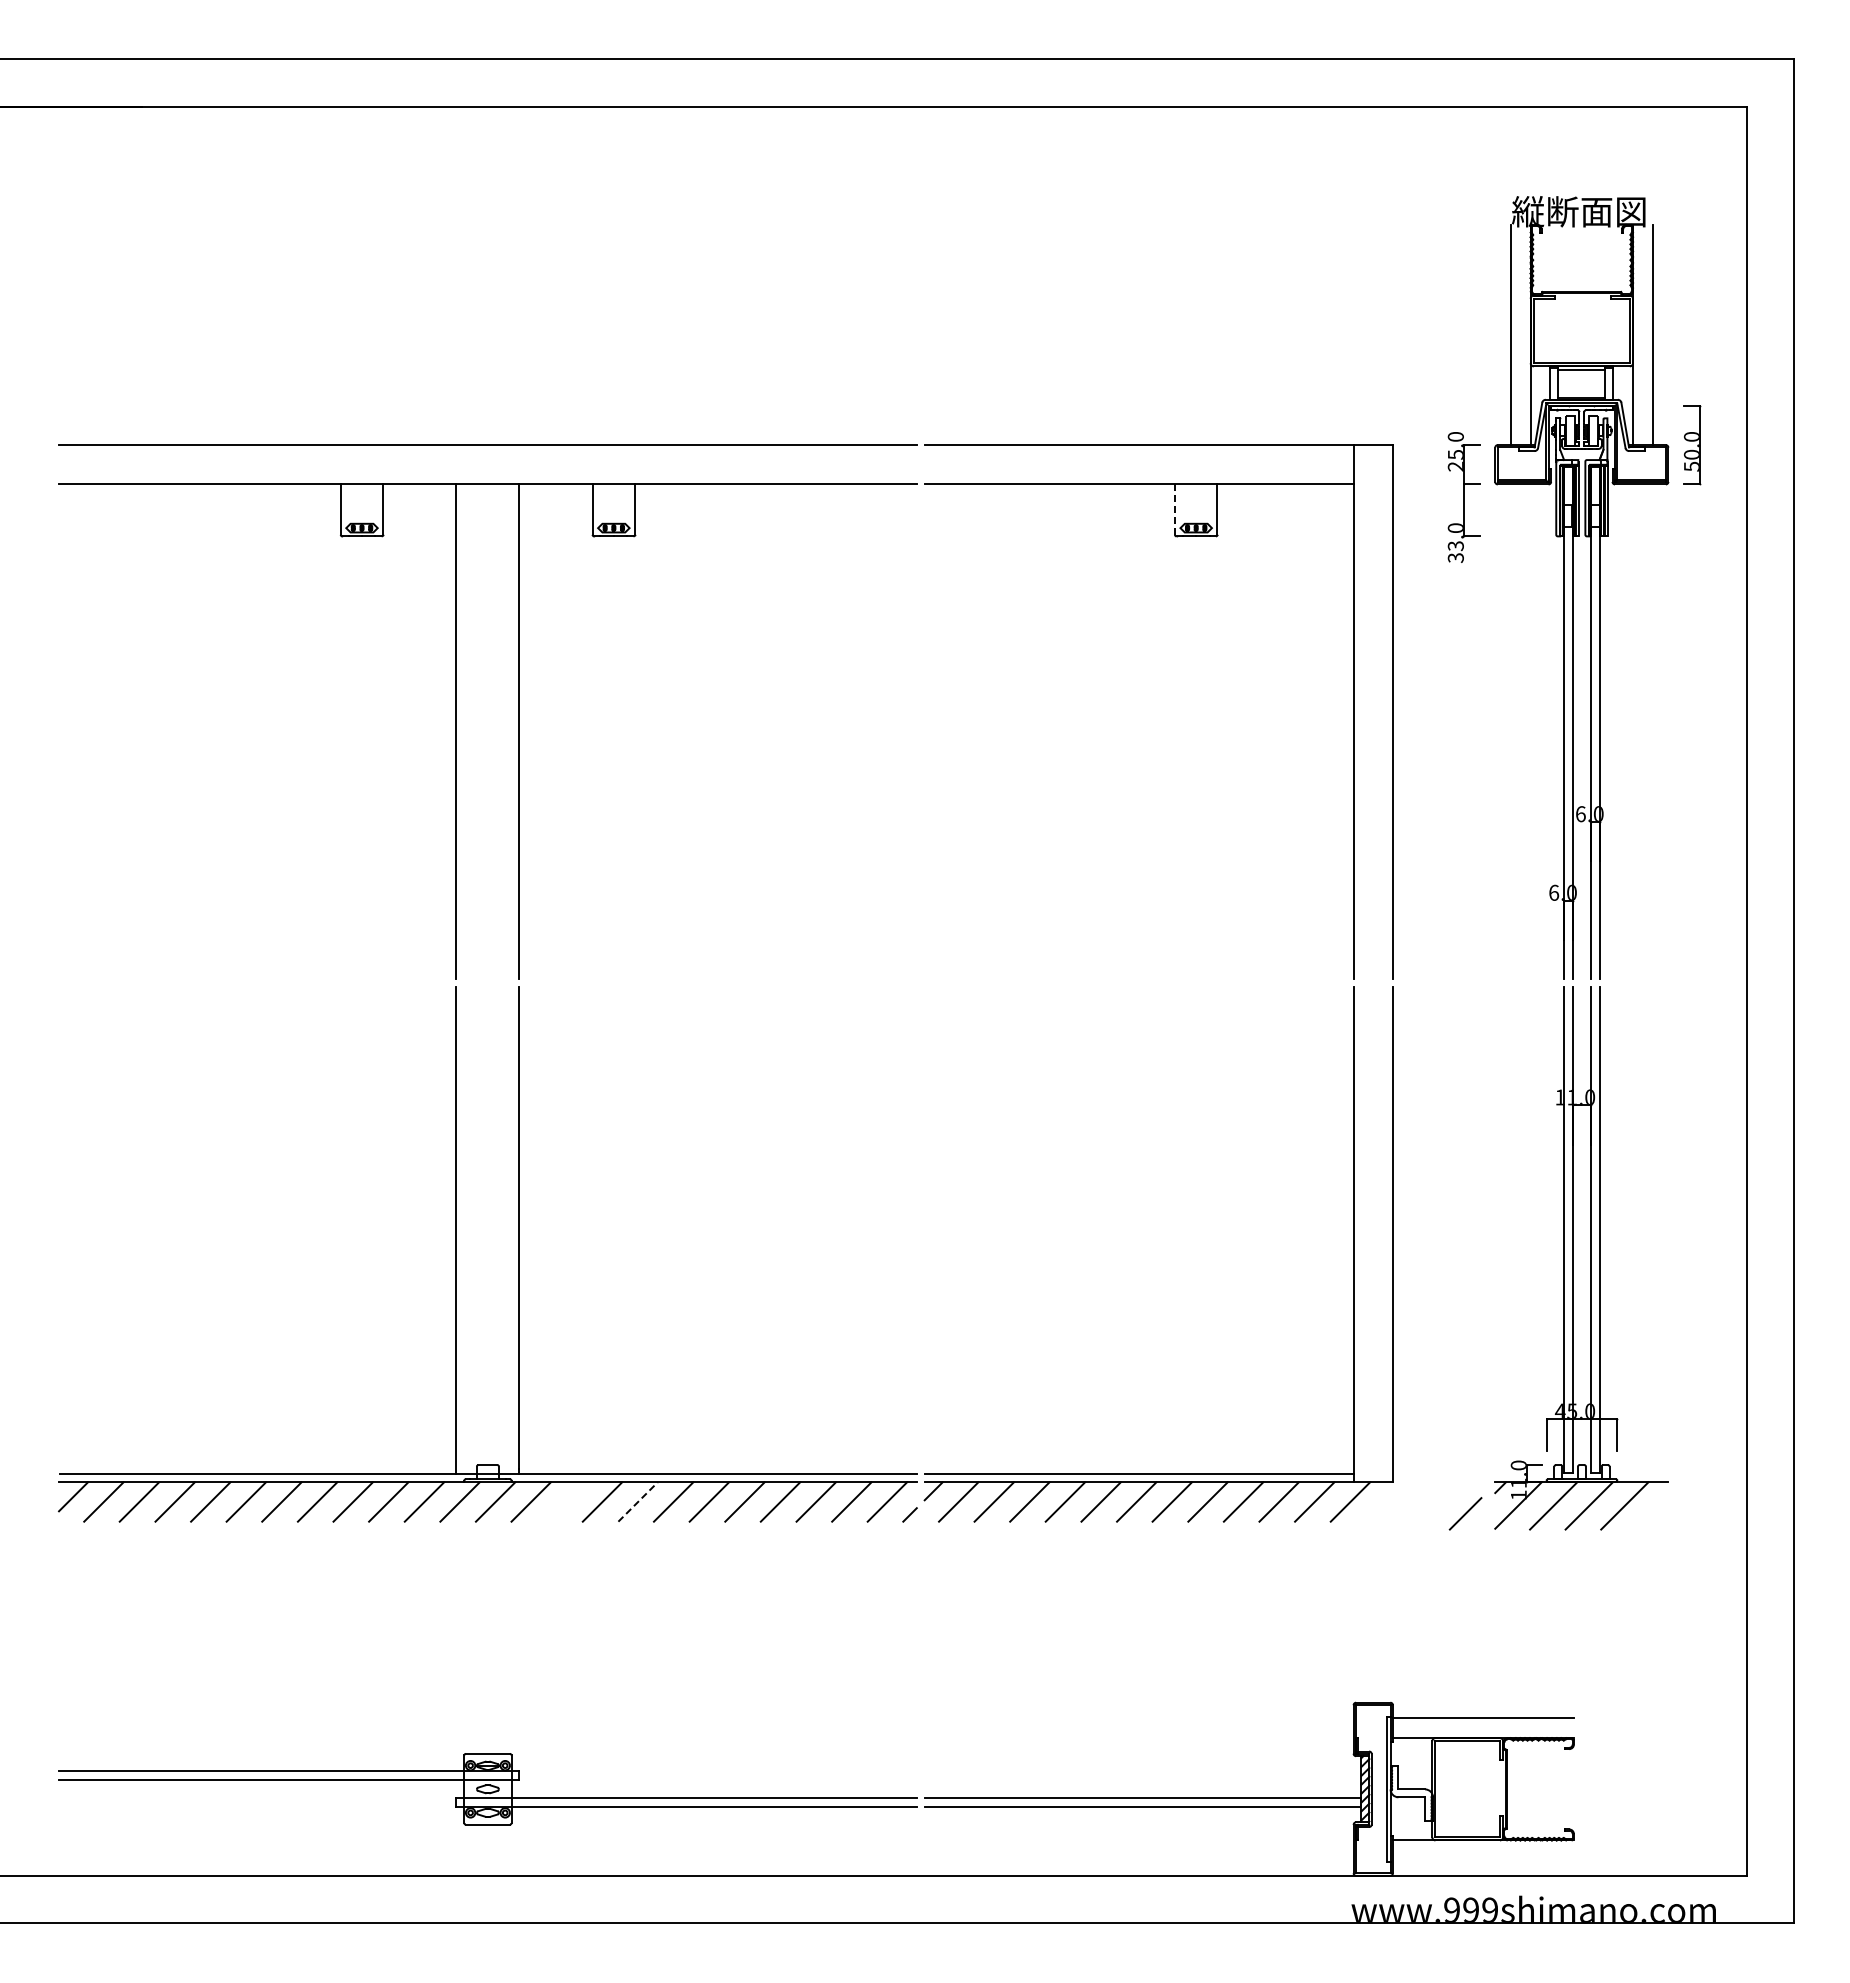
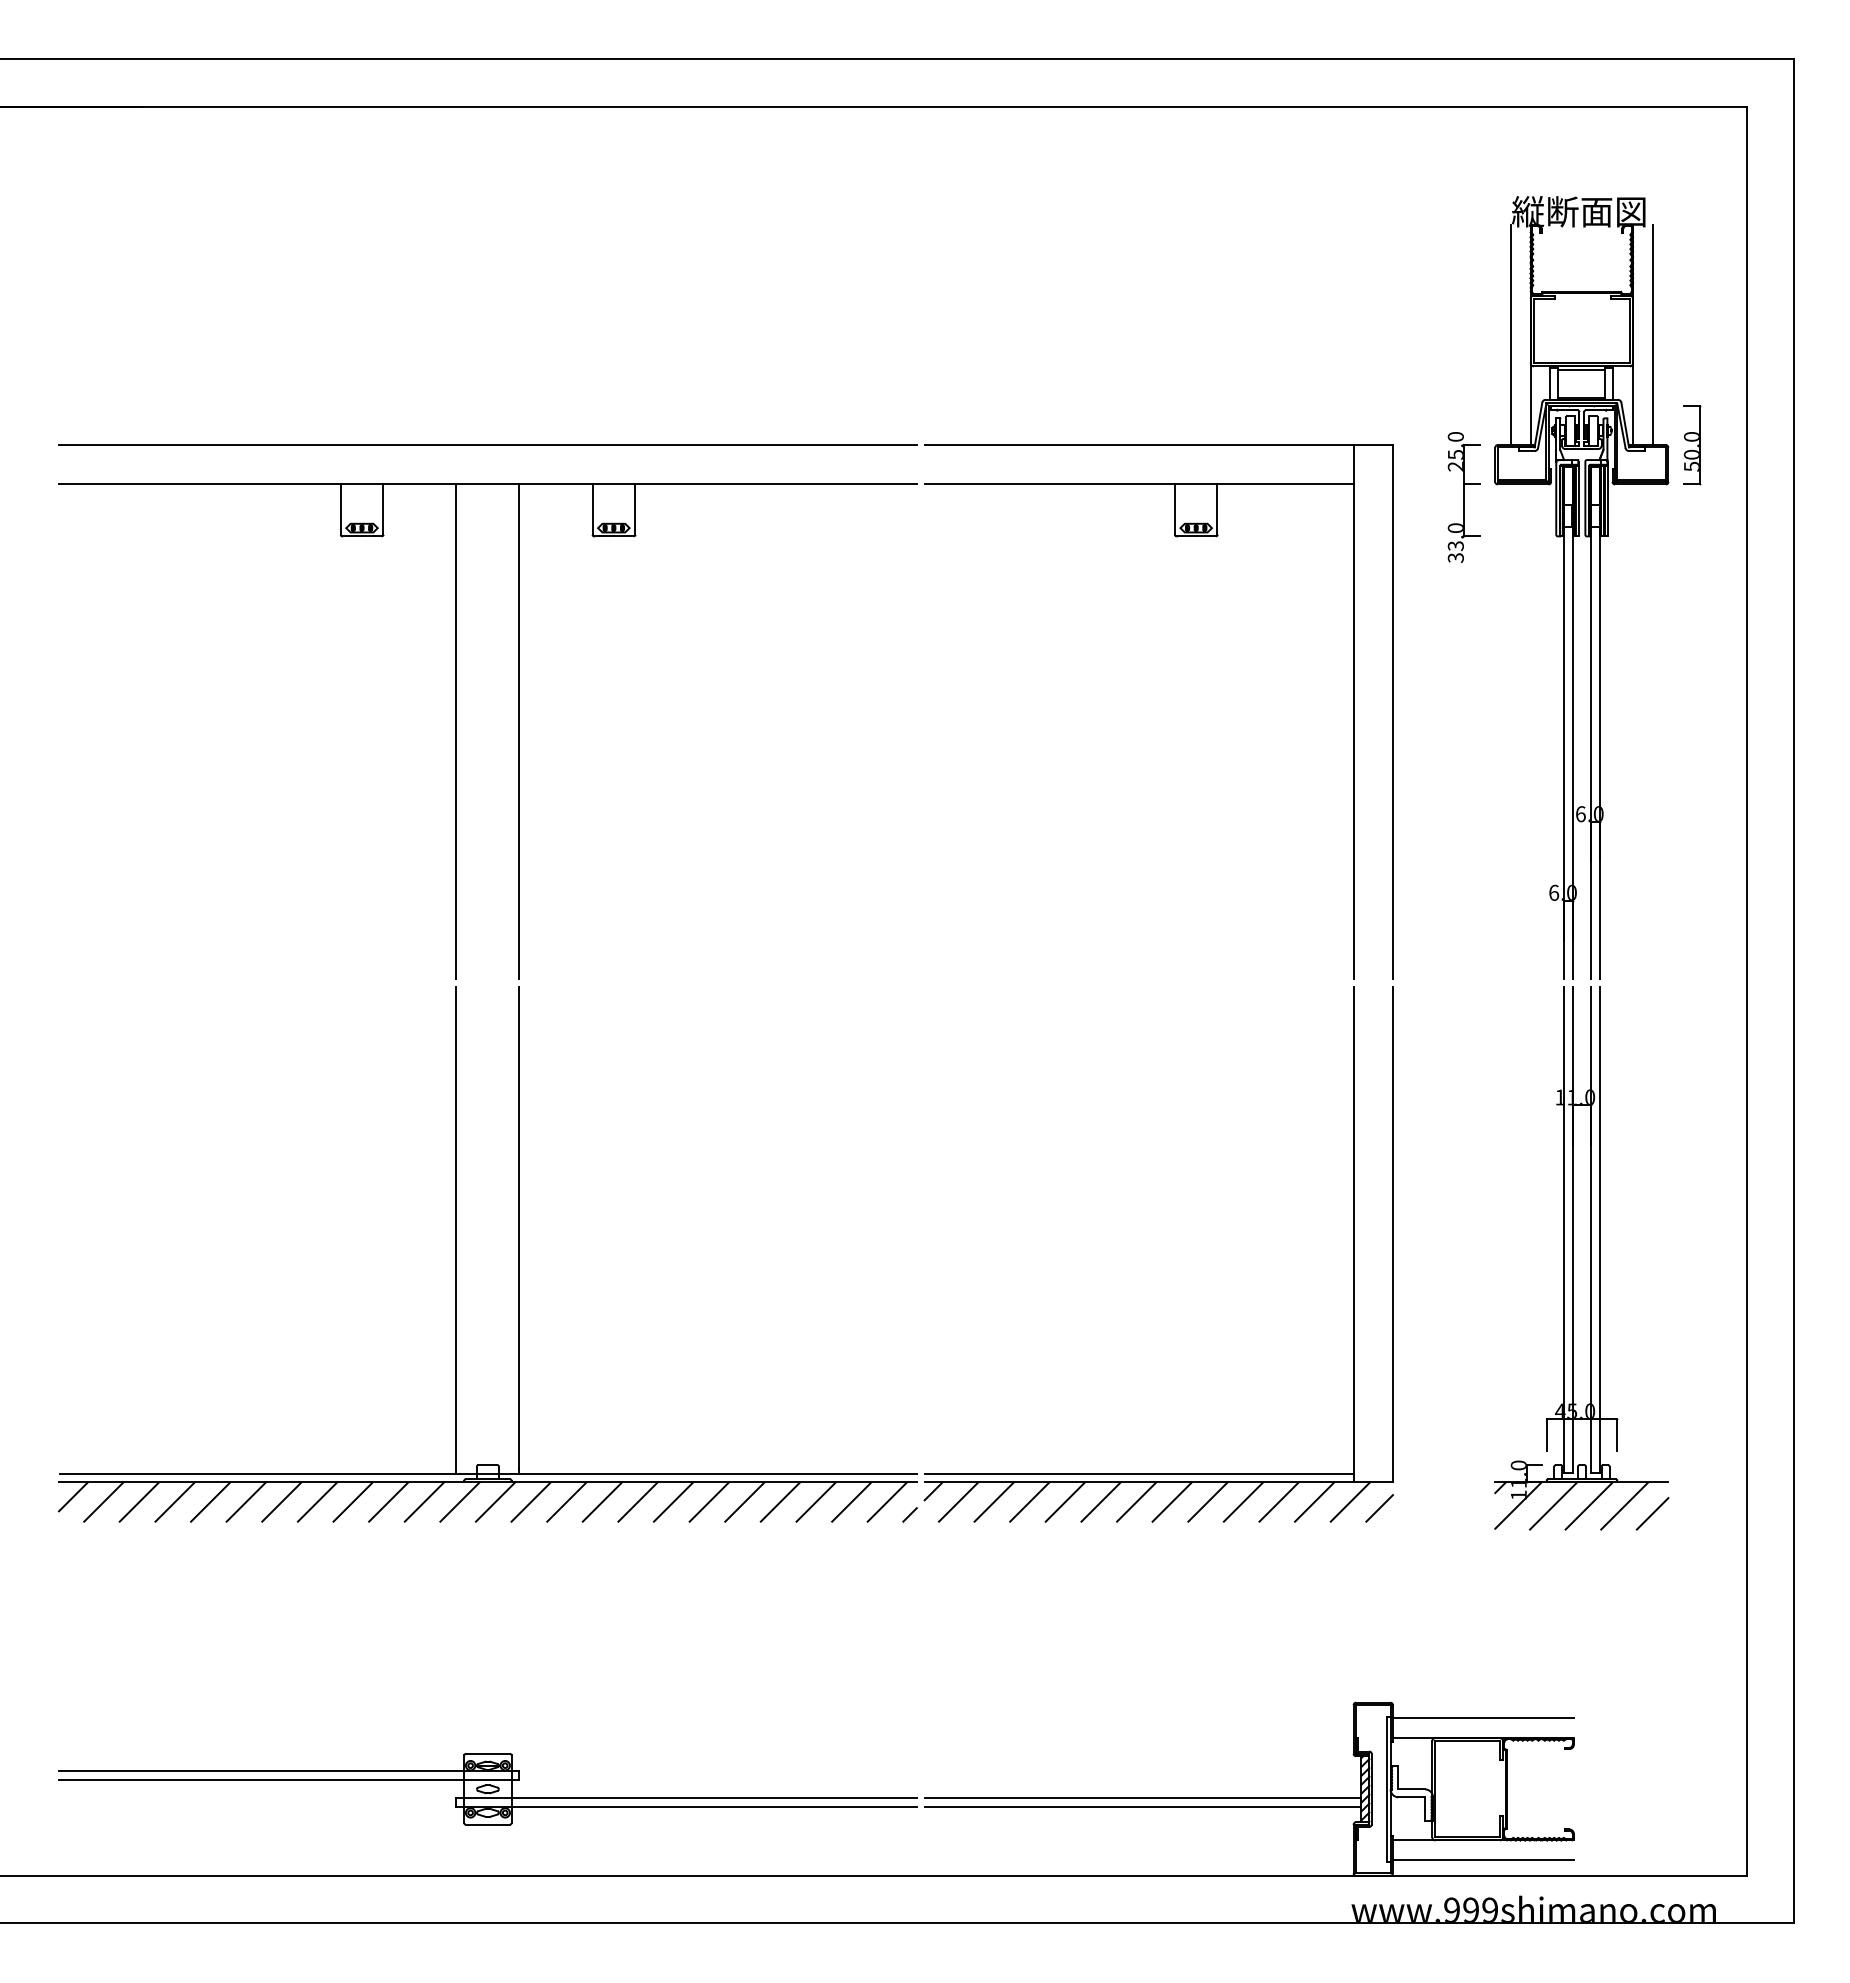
line: dashed -> solid (1174, 510)
line: none -> present (566, 1501)
line: dashed -> solid (638, 1502)
line: none -> present (1379, 1508)
line position: (1465, 1513) -> (1652, 1513) (1652, 1513)
line: none -> present (1482, 1860)
